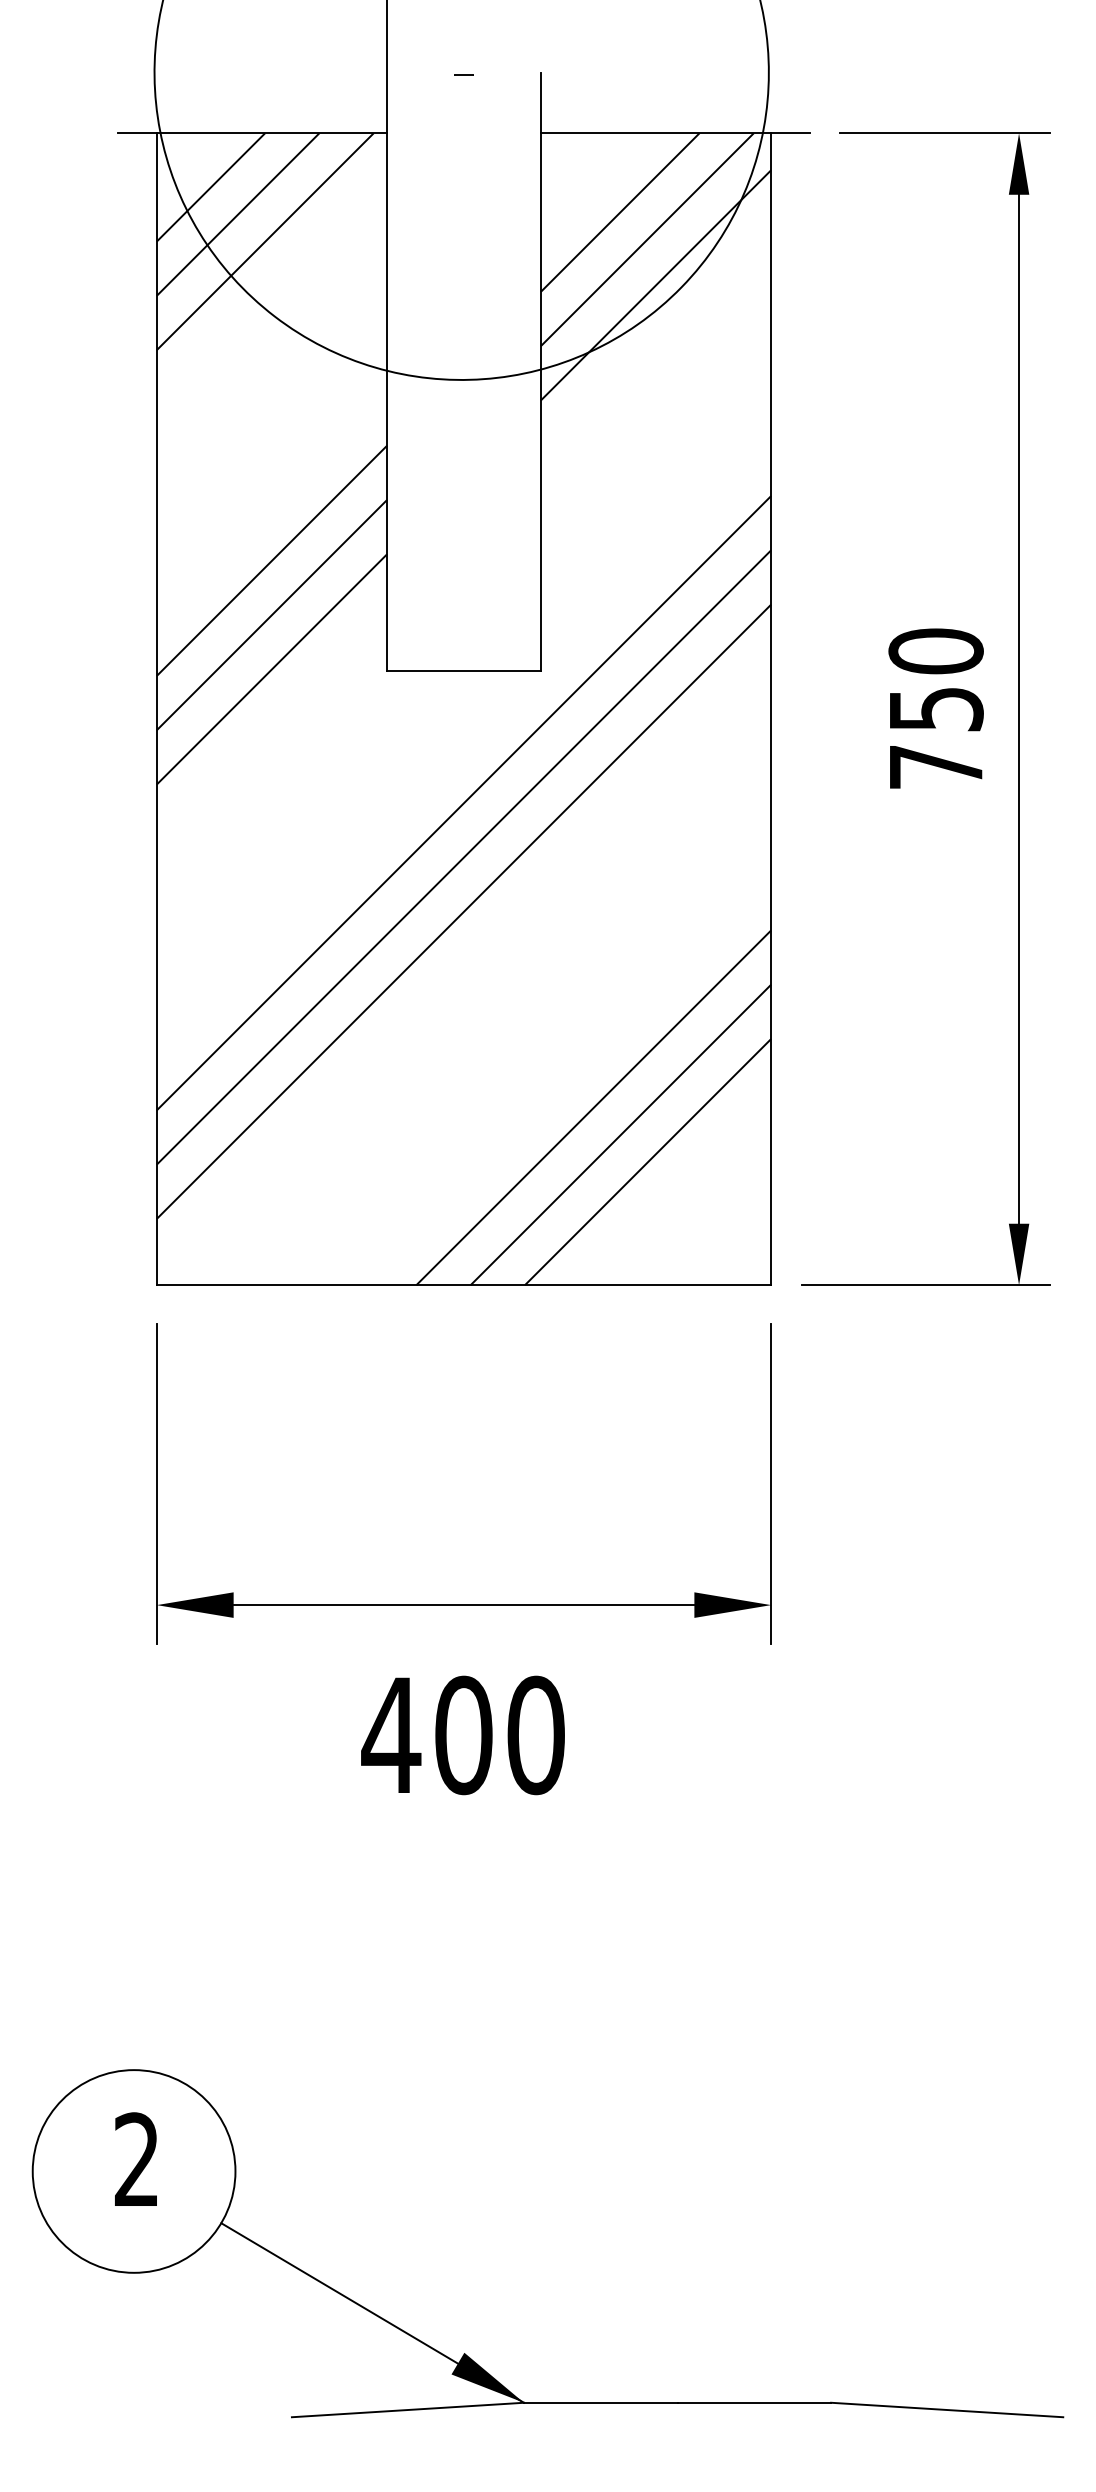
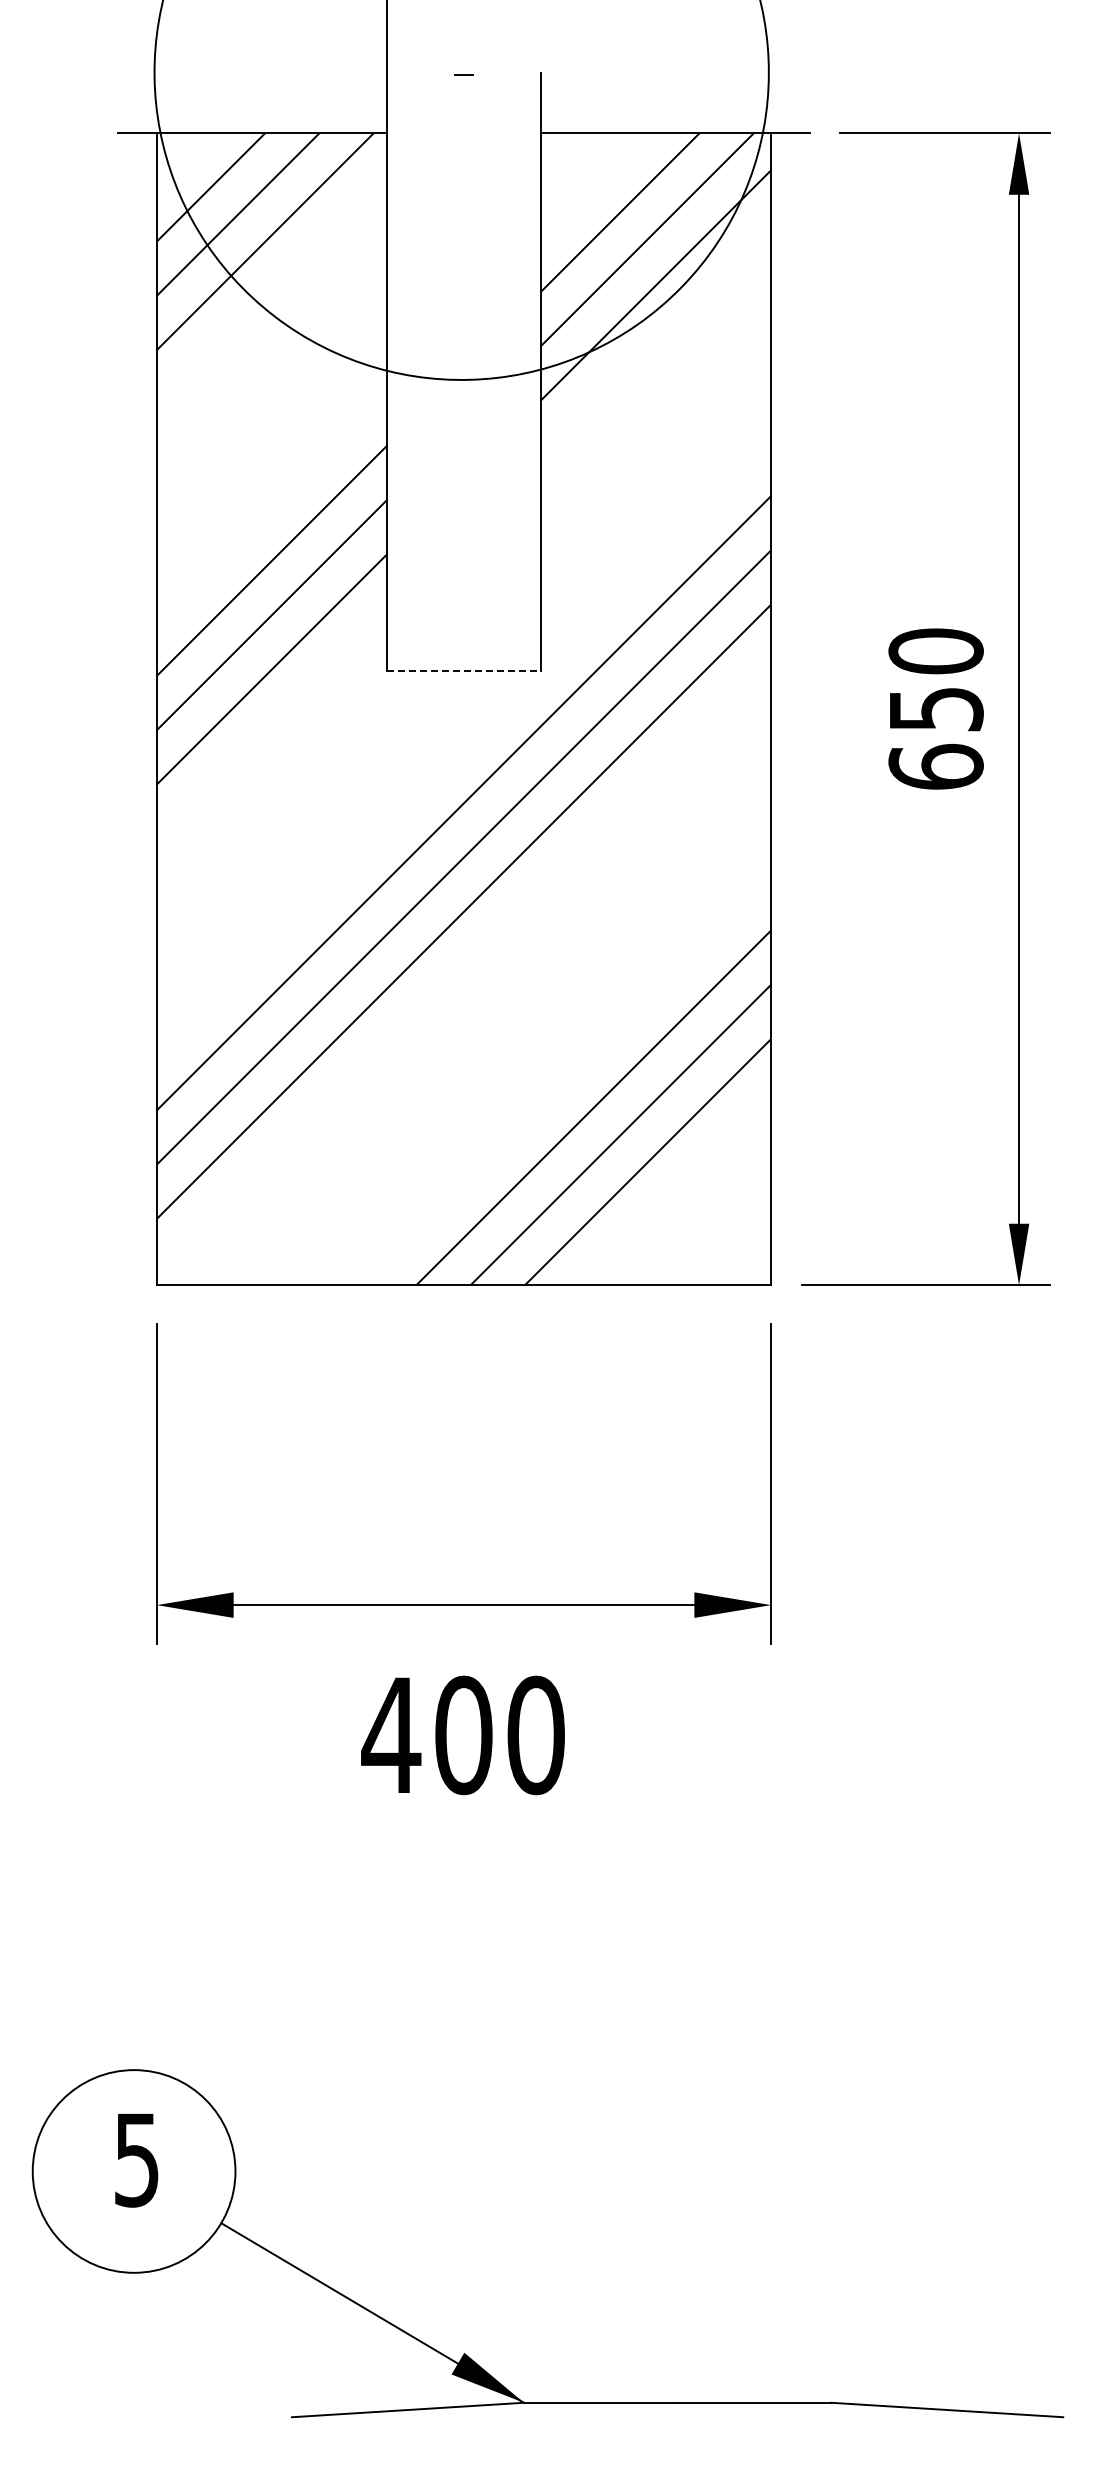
line: solid -> dashed (464, 670)
text: 750 -> 650 (935, 766)
text: 2 -> 5 (136, 2159)
